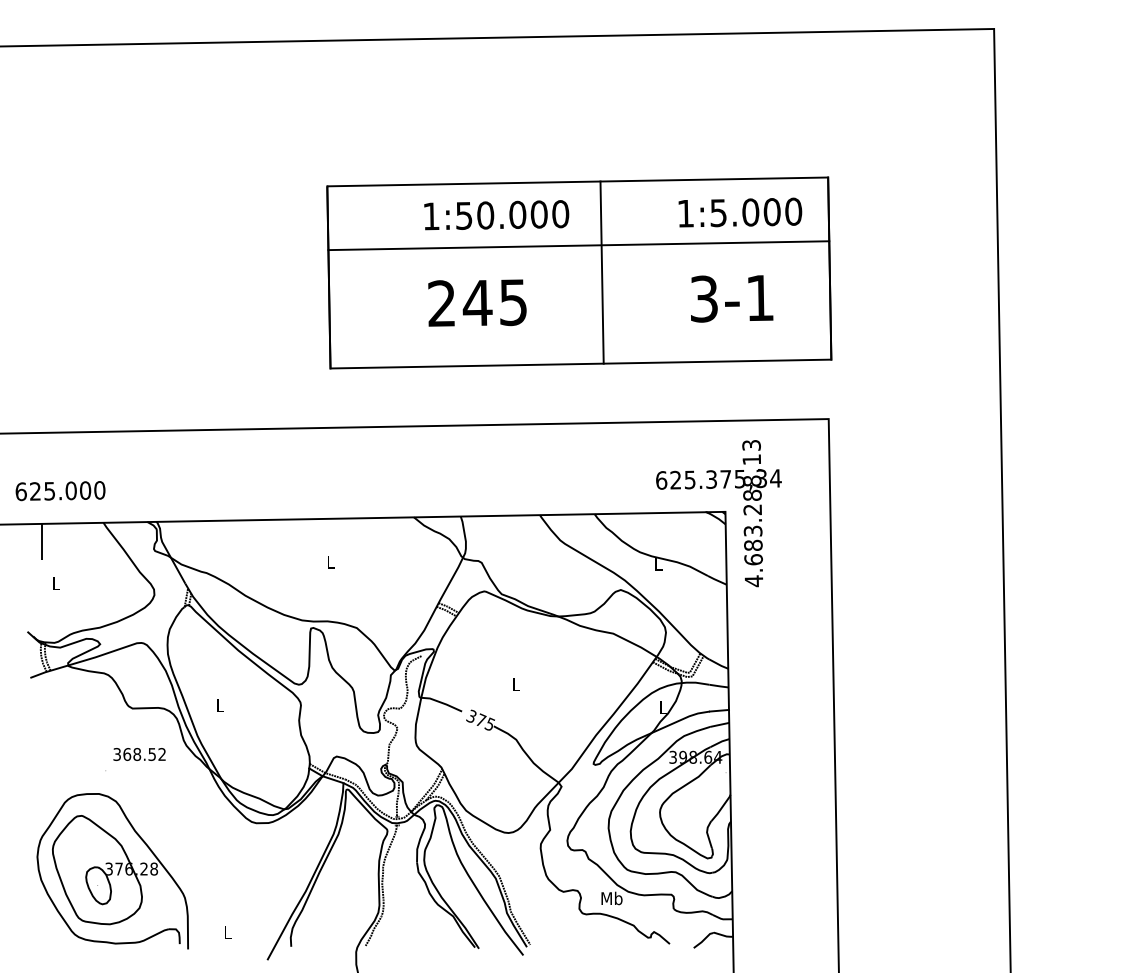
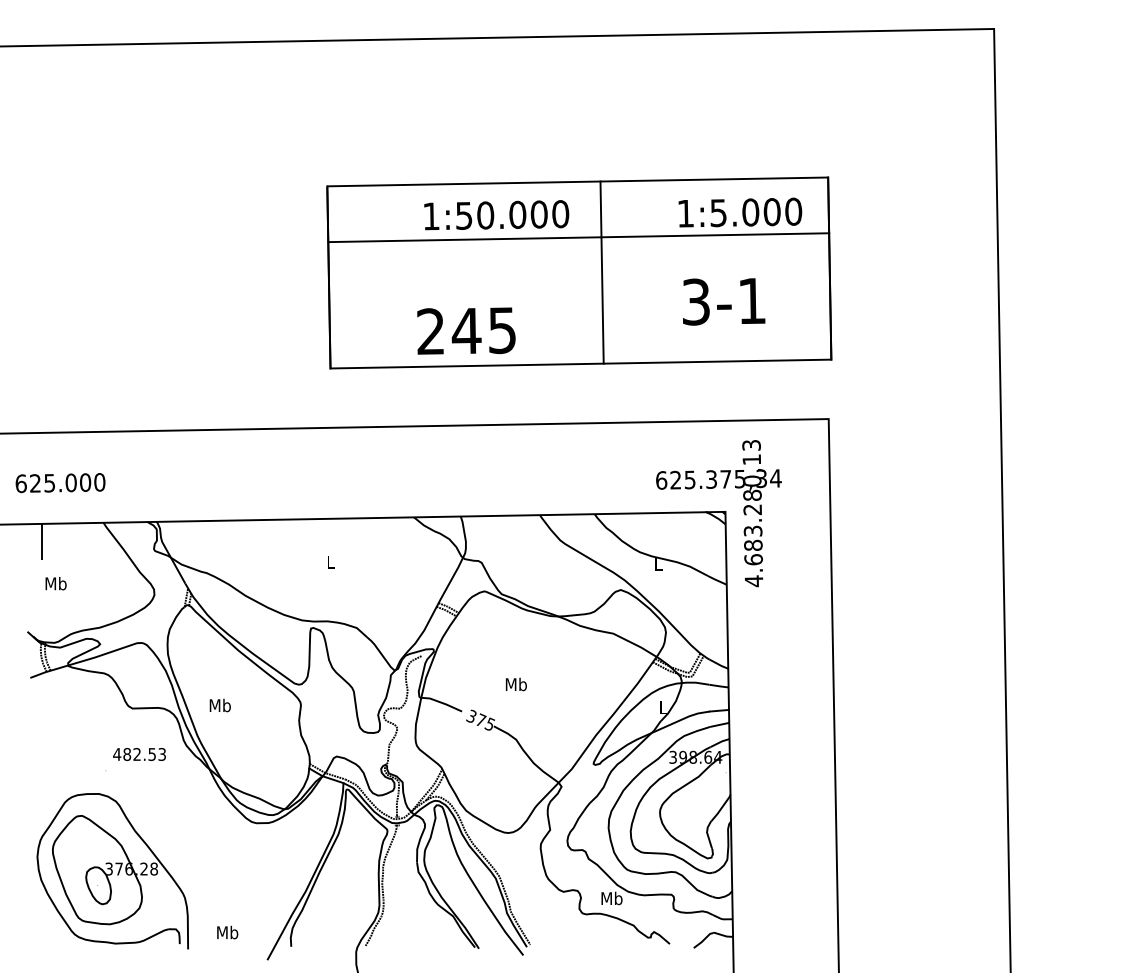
line position: (578, 245) -> (578, 237) (578, 237)
text position: (732, 298) -> (724, 301) (724, 301)
text position: (477, 302) -> (466, 330) (466, 330)
text: 4.683.288,13 -> 4.683.280,13 (752, 480)
text position: (60, 491) -> (60, 483) (60, 483)
text: L -> Mb (55, 583)
text: L -> Mb (515, 684)
text: L -> Mb (219, 705)
text: 368.52 -> 482.53 (139, 754)
text: L -> Mb (227, 932)
